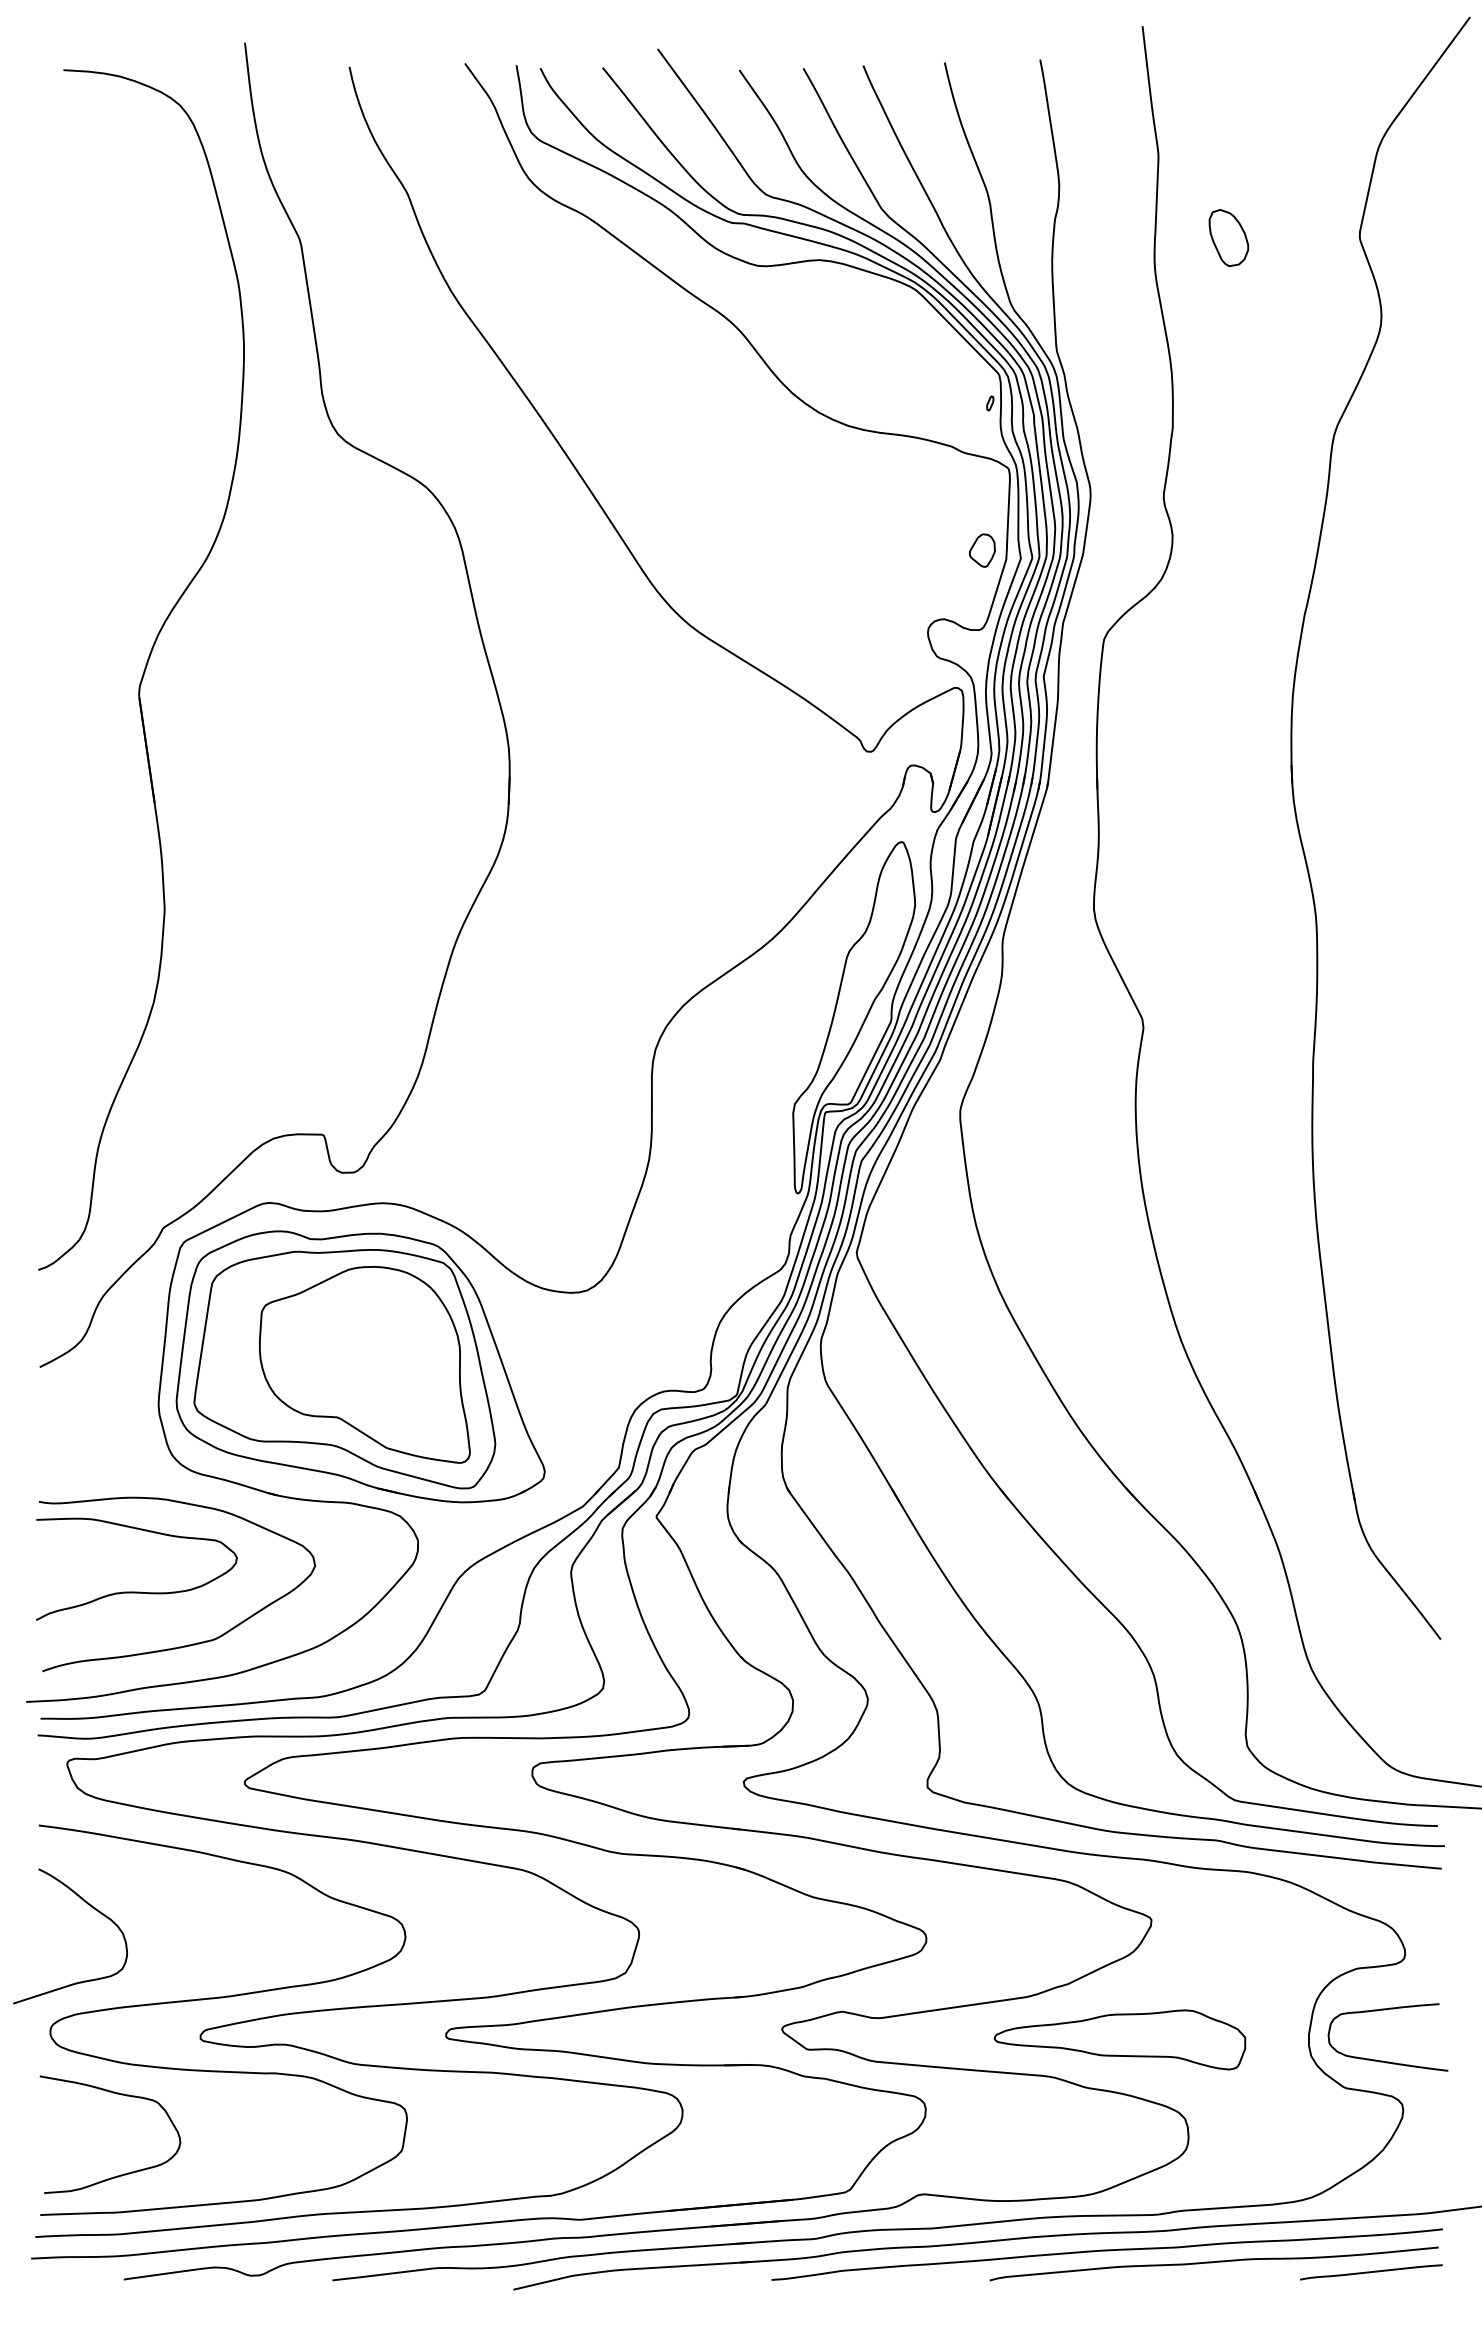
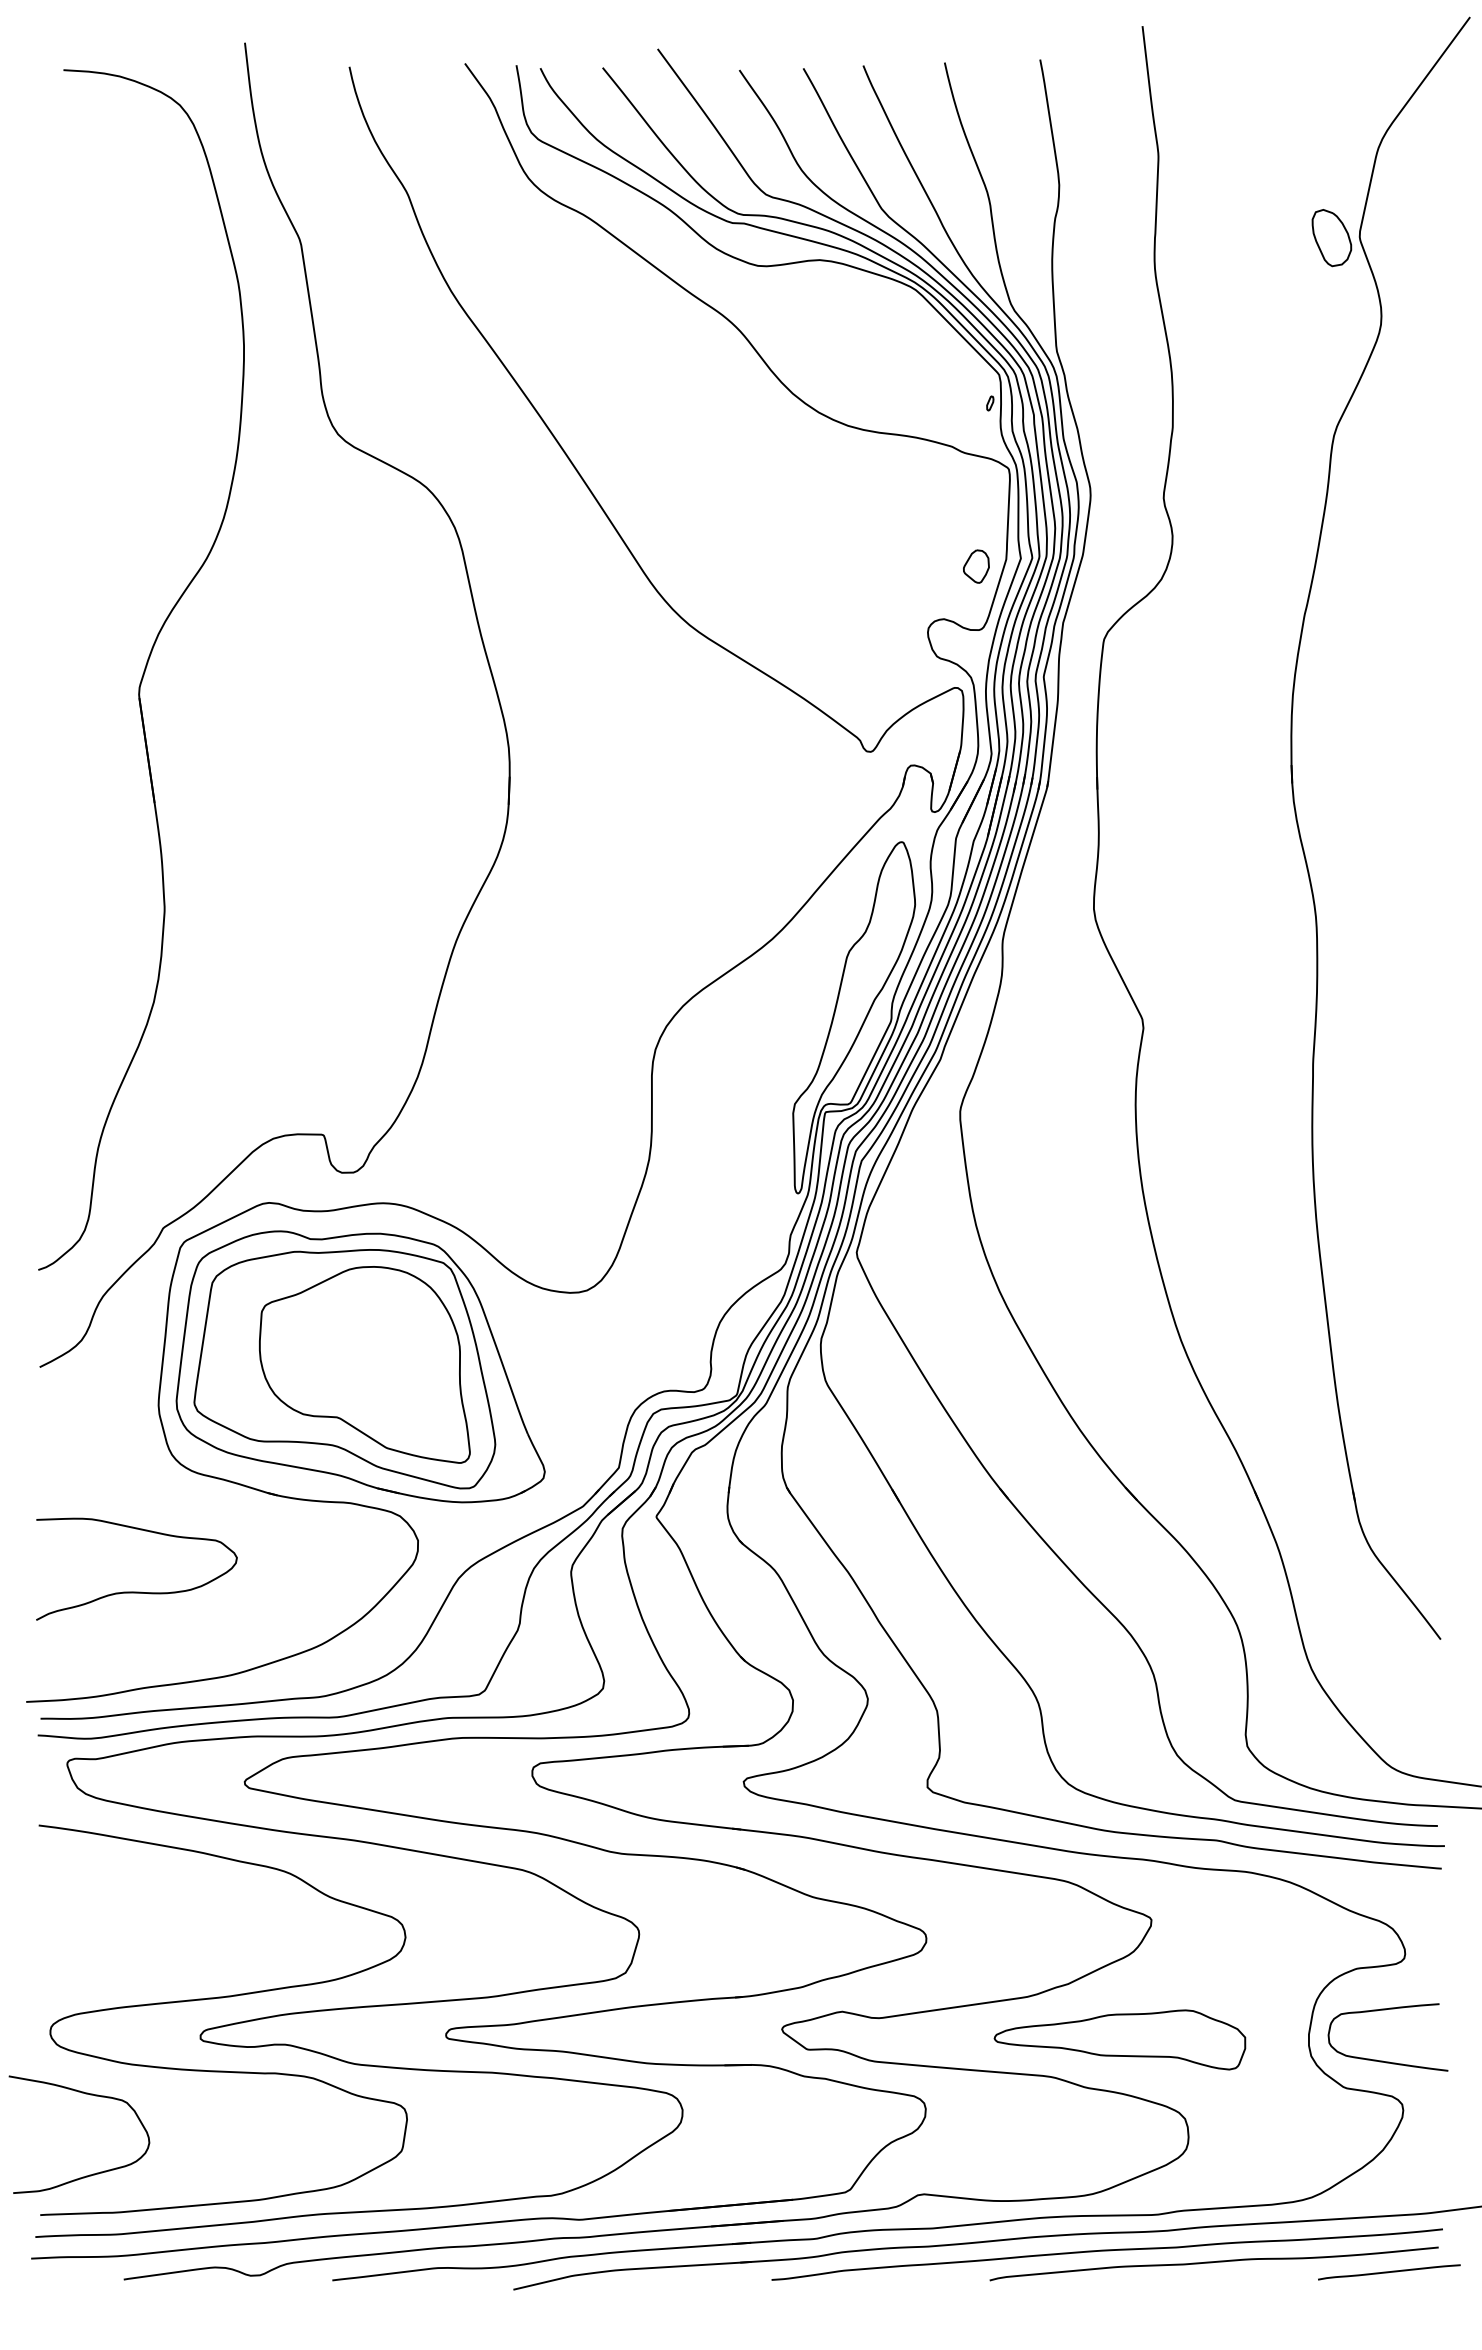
part position: (1228, 238) -> (1331, 238) (1331, 238)
part position: (982, 550) -> (976, 566) (976, 566)
curve: present -> none (192, 1643)
curve: present -> none (91, 1907)
curve position: (116, 2094) -> (85, 2094) (85, 2094)
line position: (1371, 2272) -> (1389, 2272) (1389, 2272)
